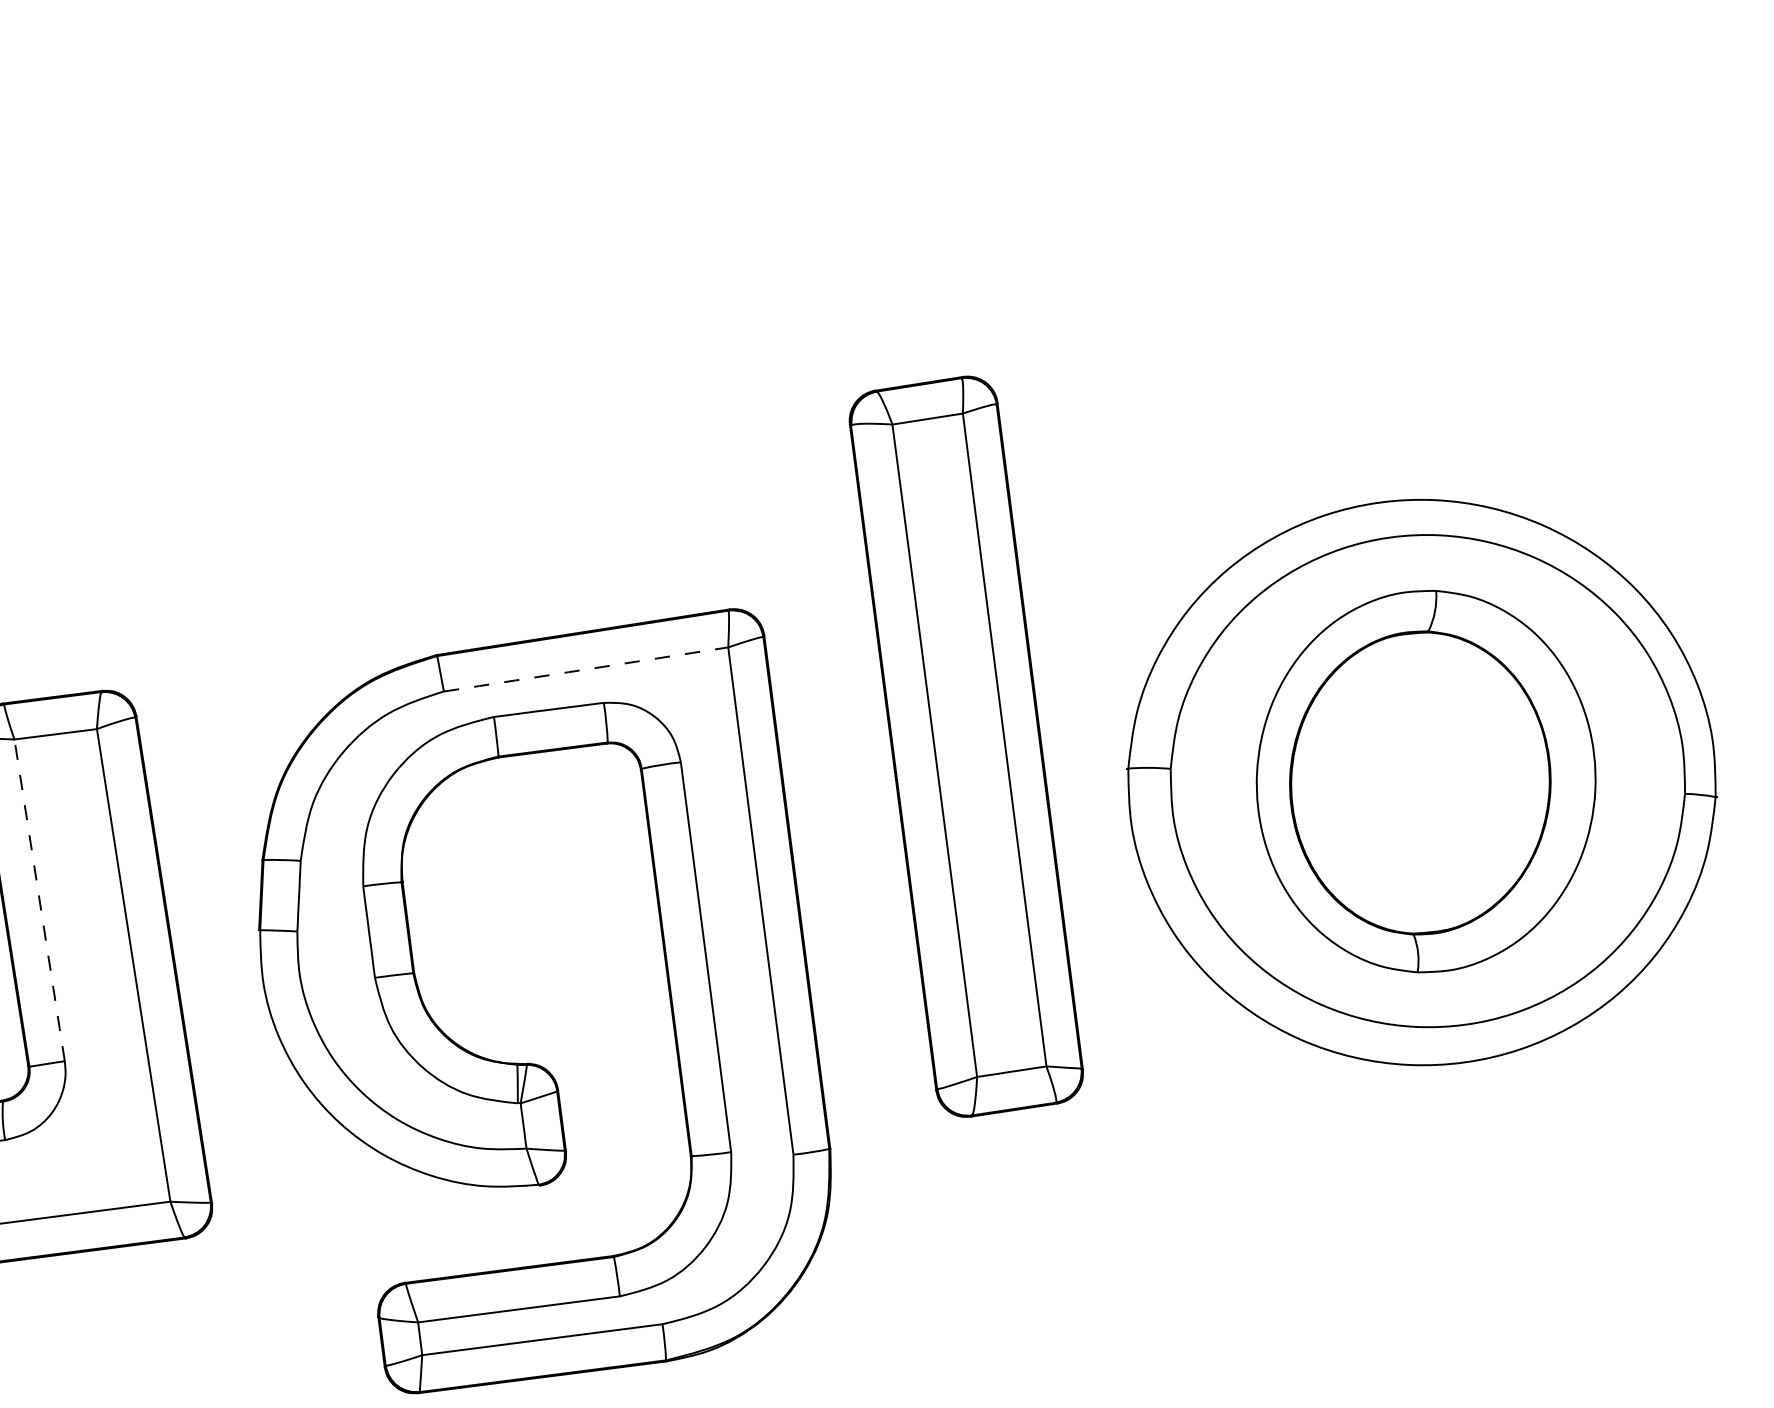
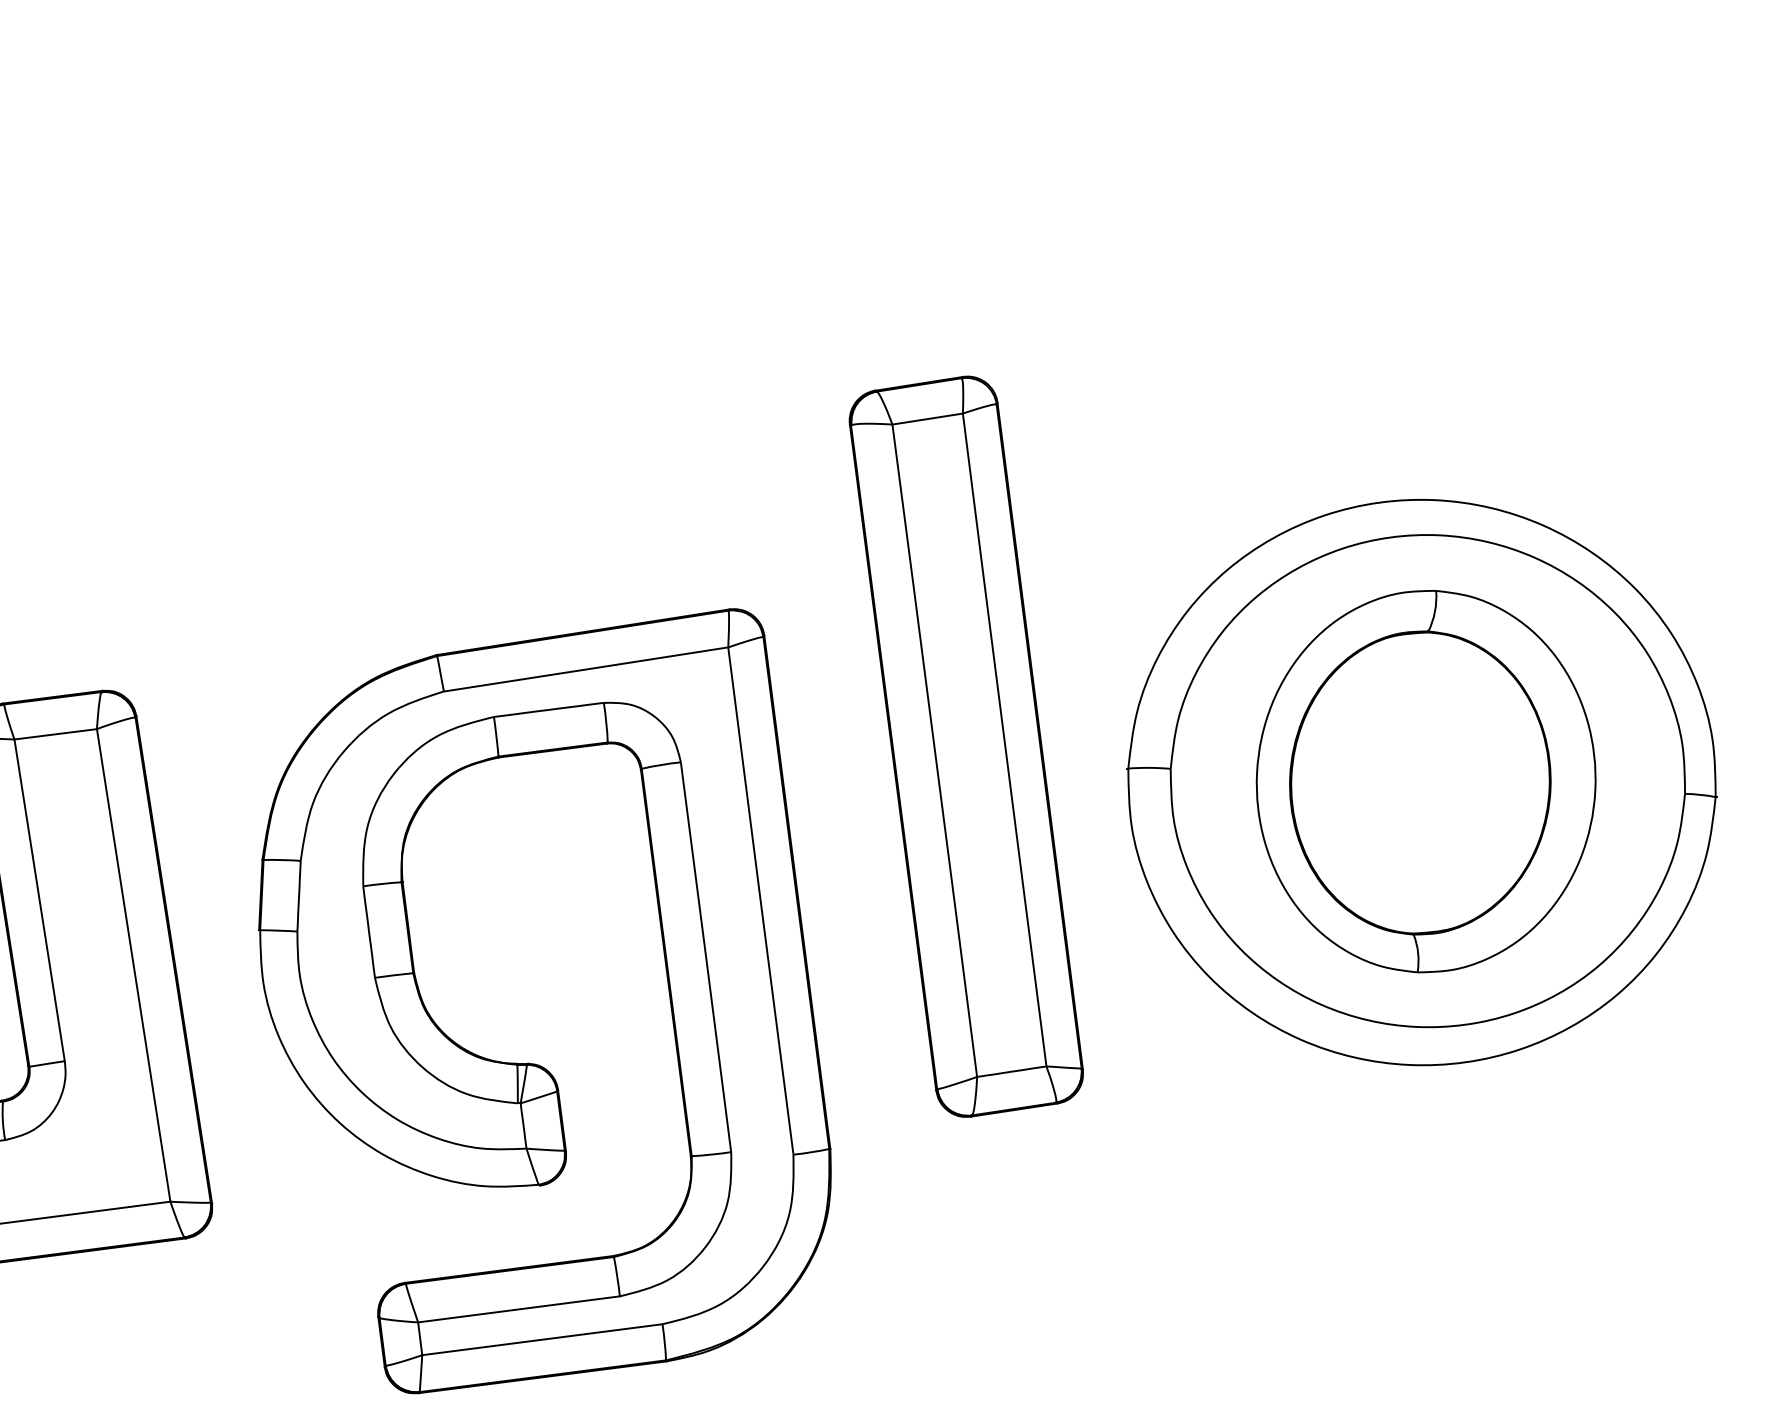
arc: dashed -> solid (586, 669)
line: dashed -> solid (39, 900)
